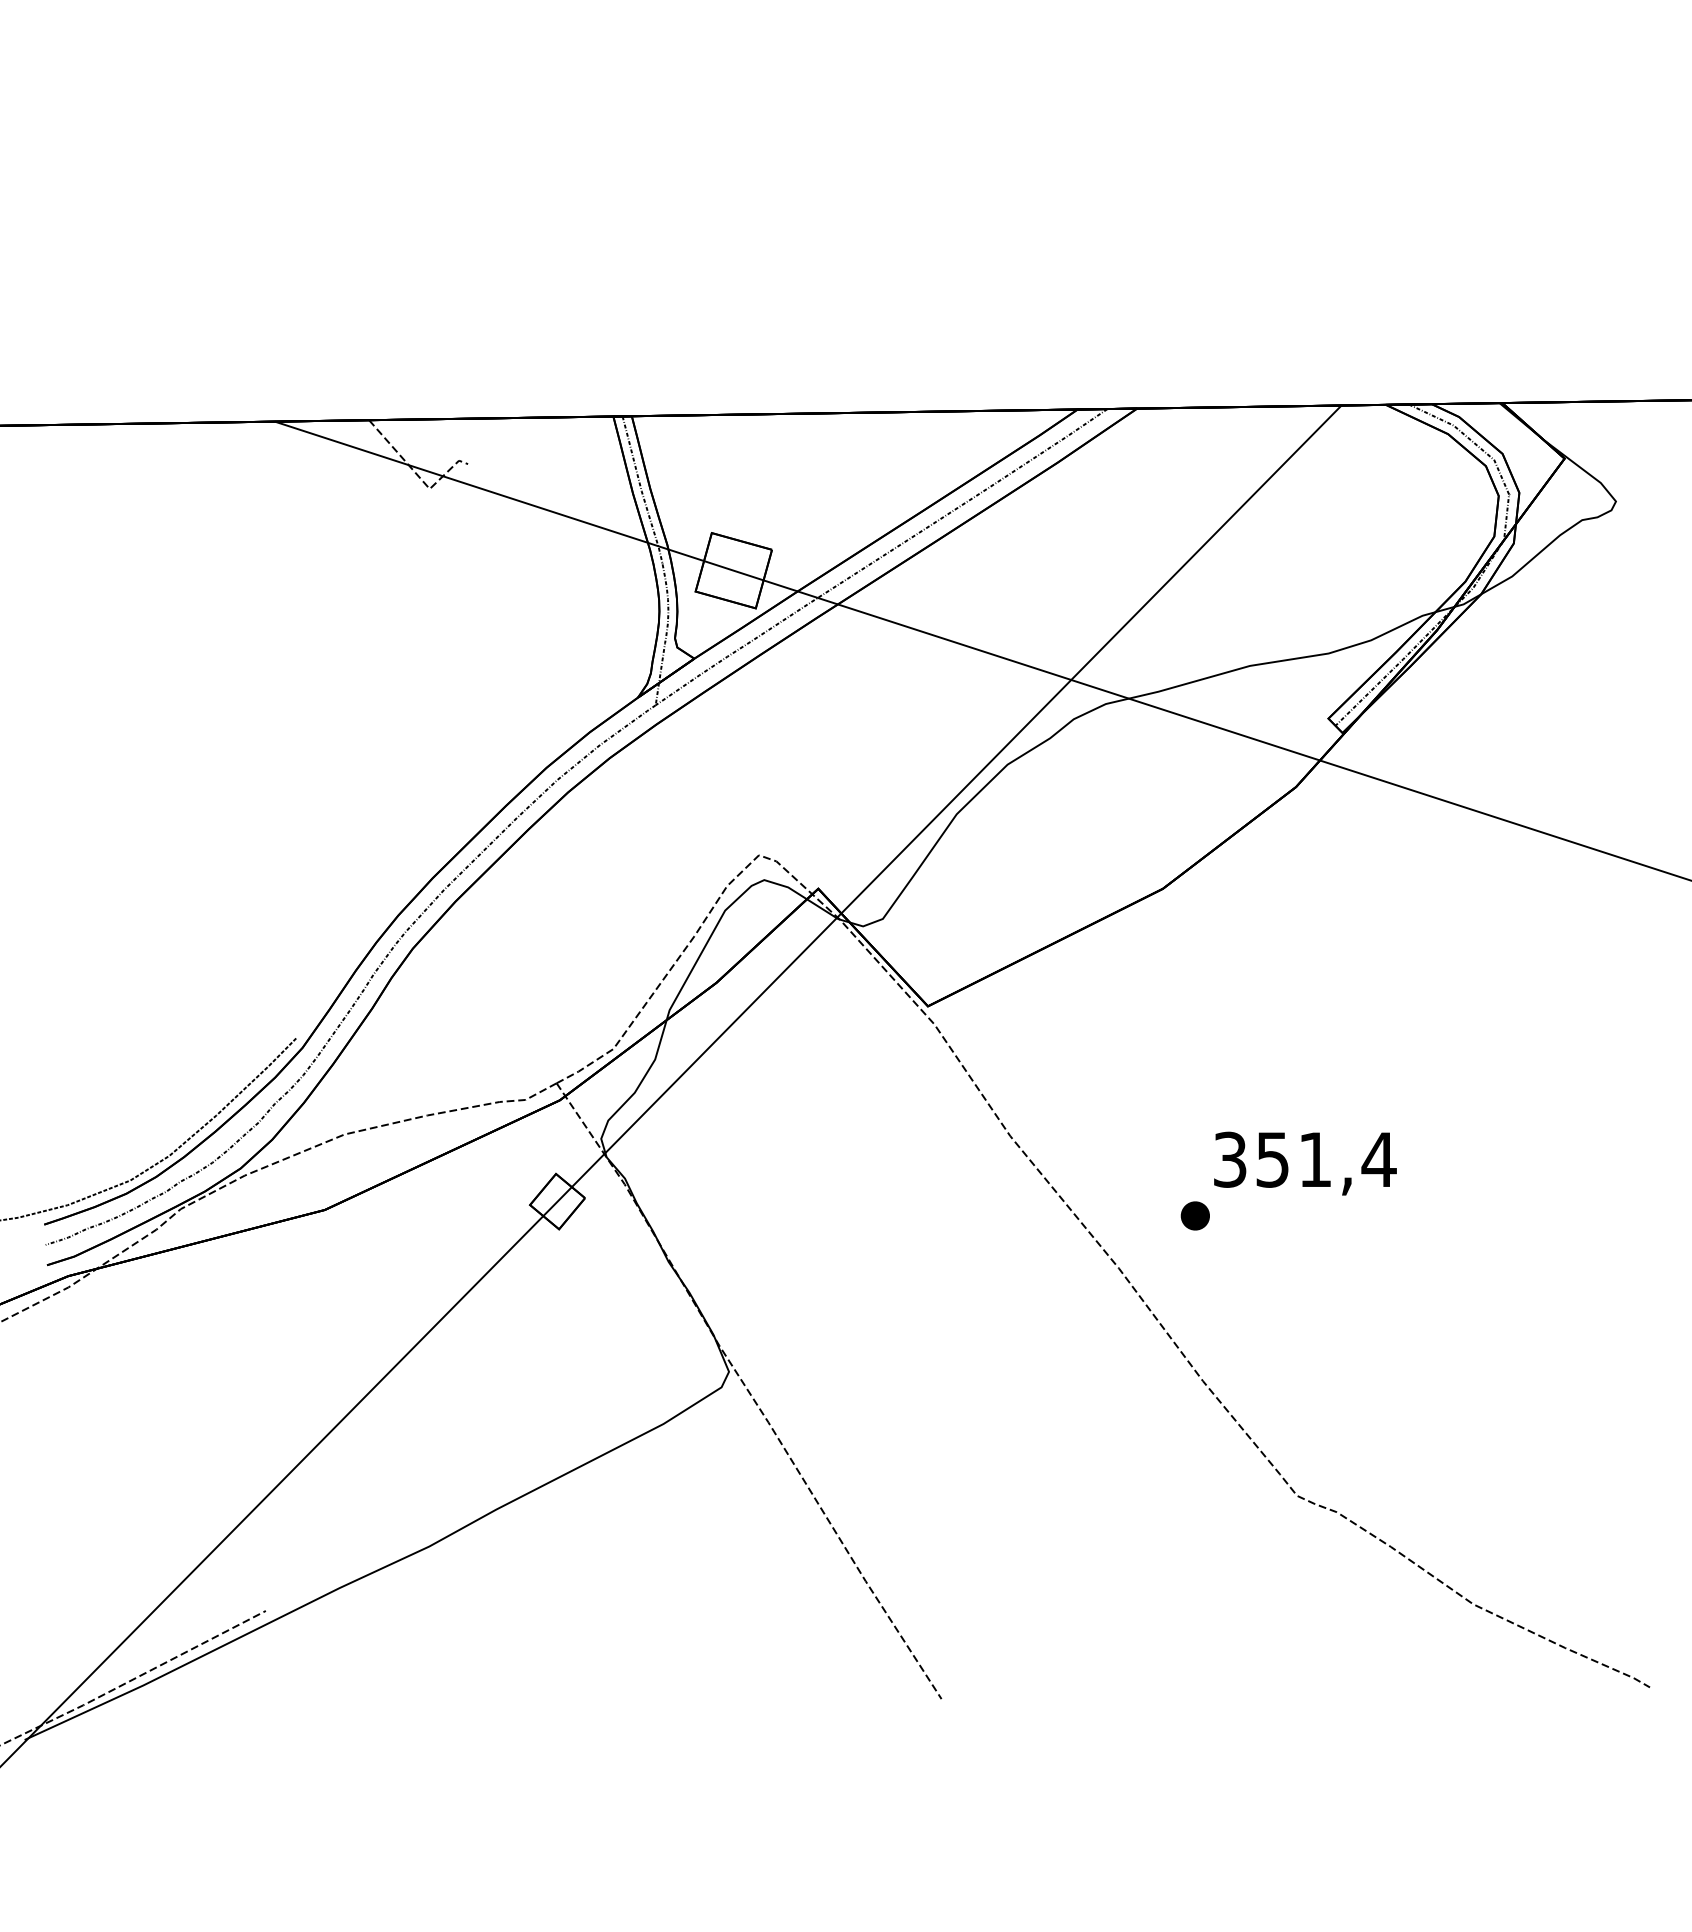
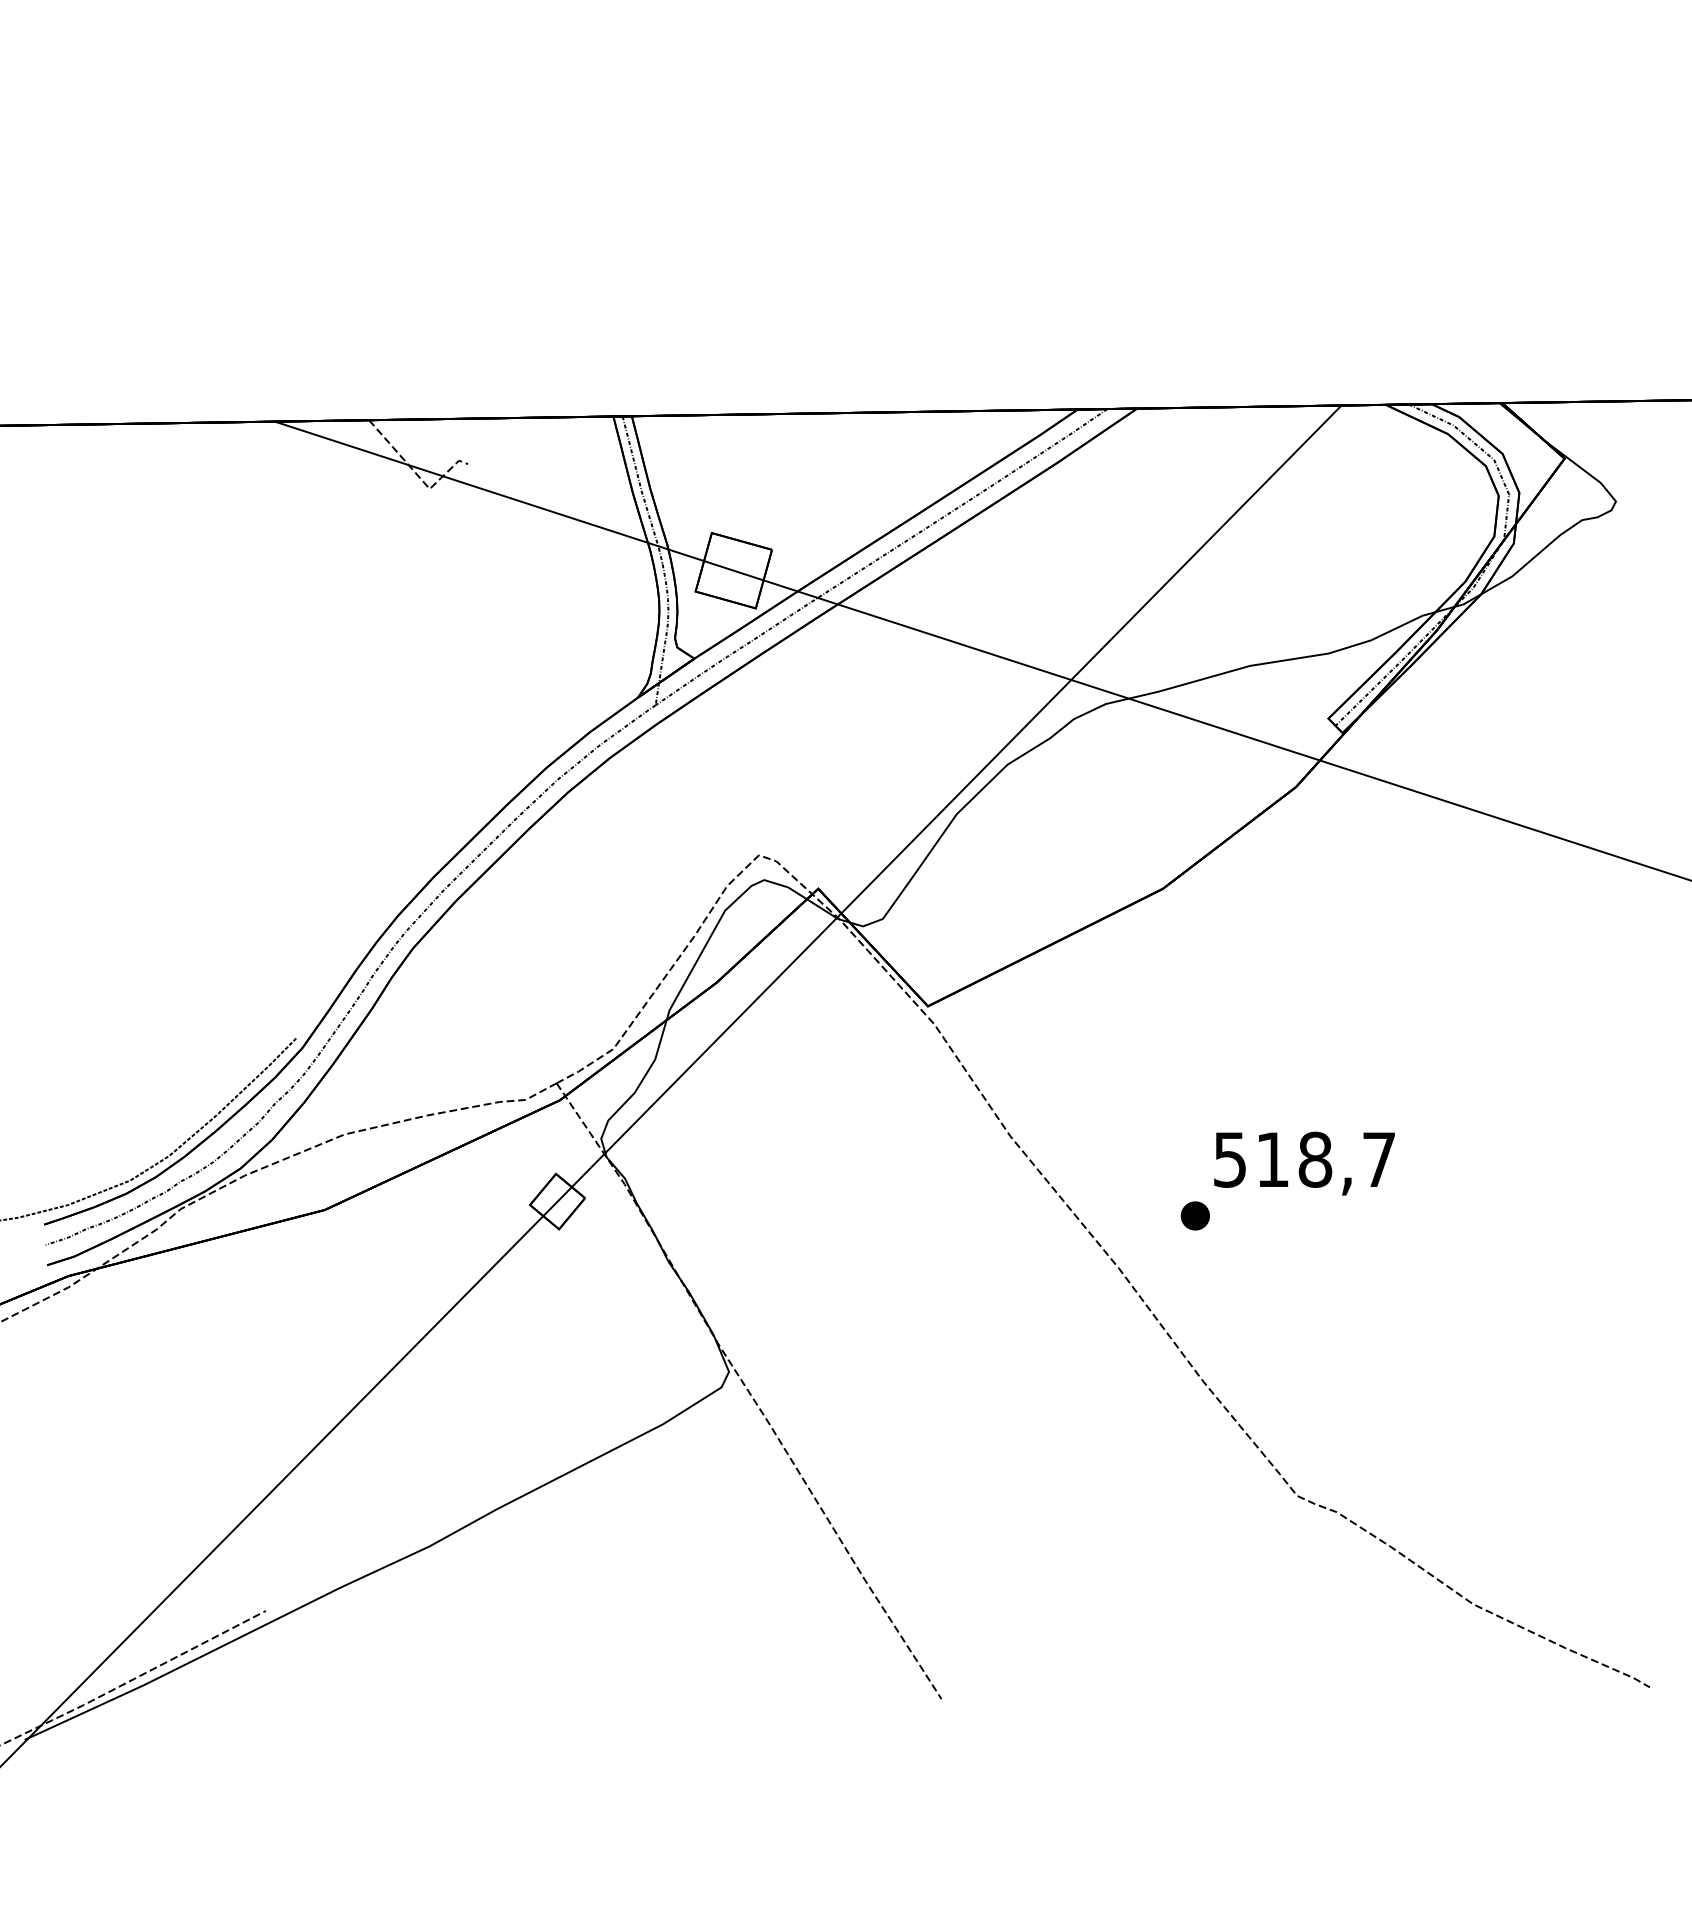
text: 351,4 -> 518,7 (1305, 1159)
